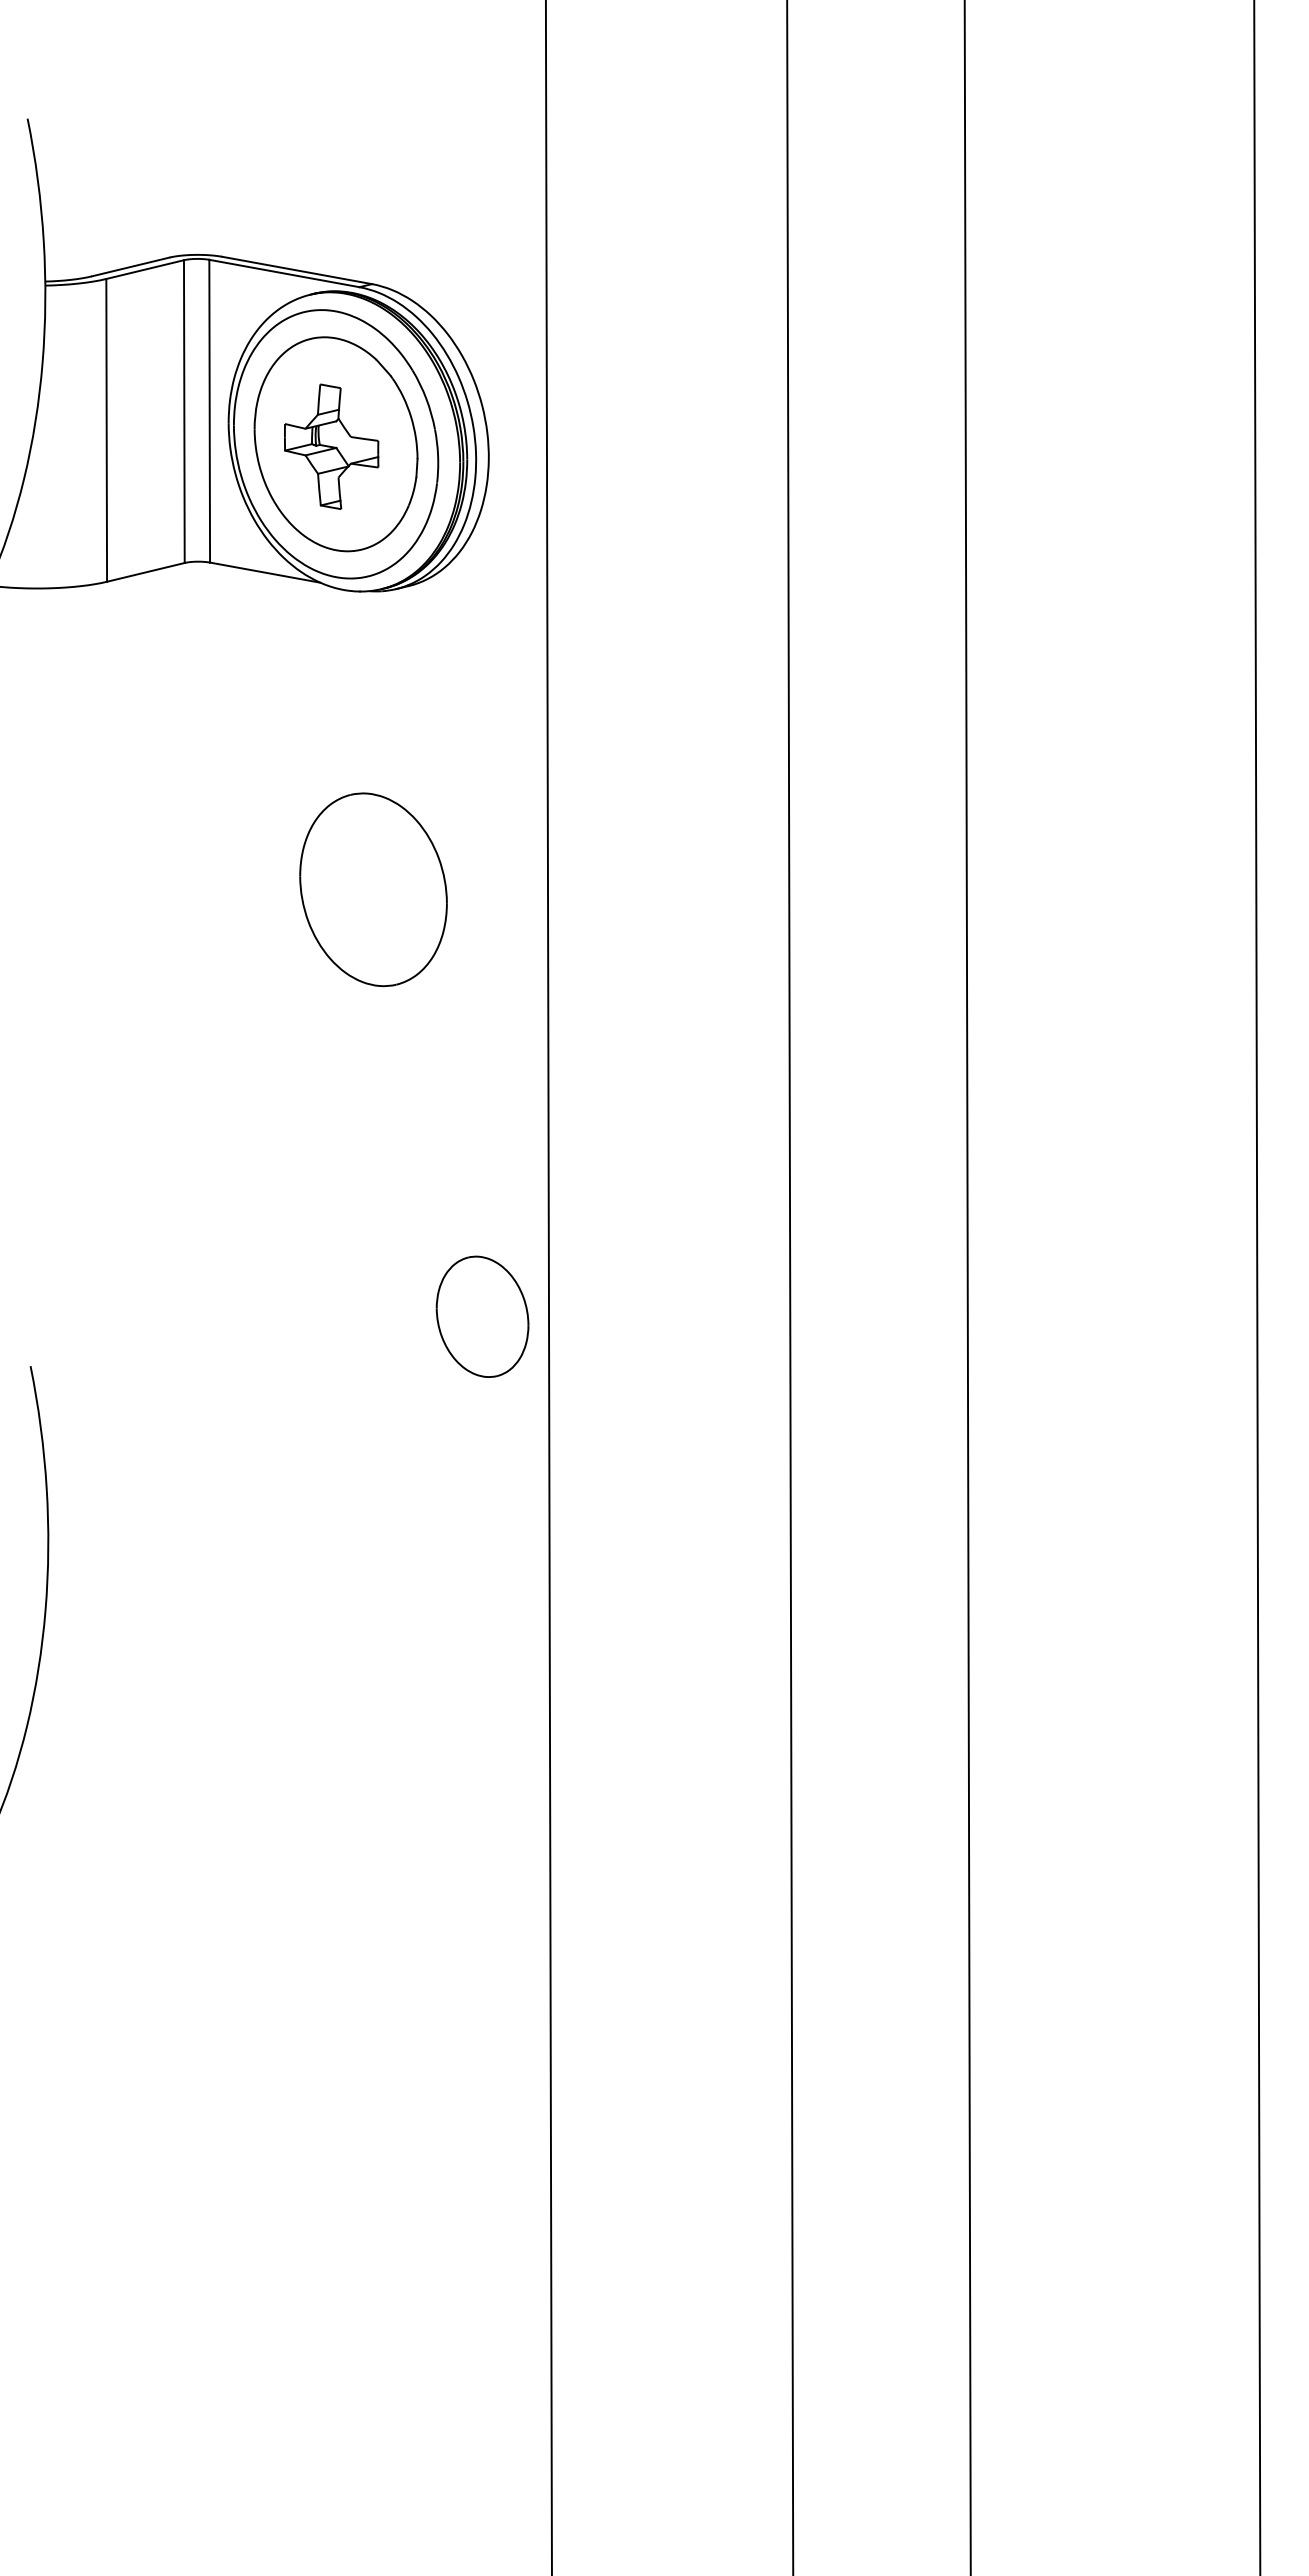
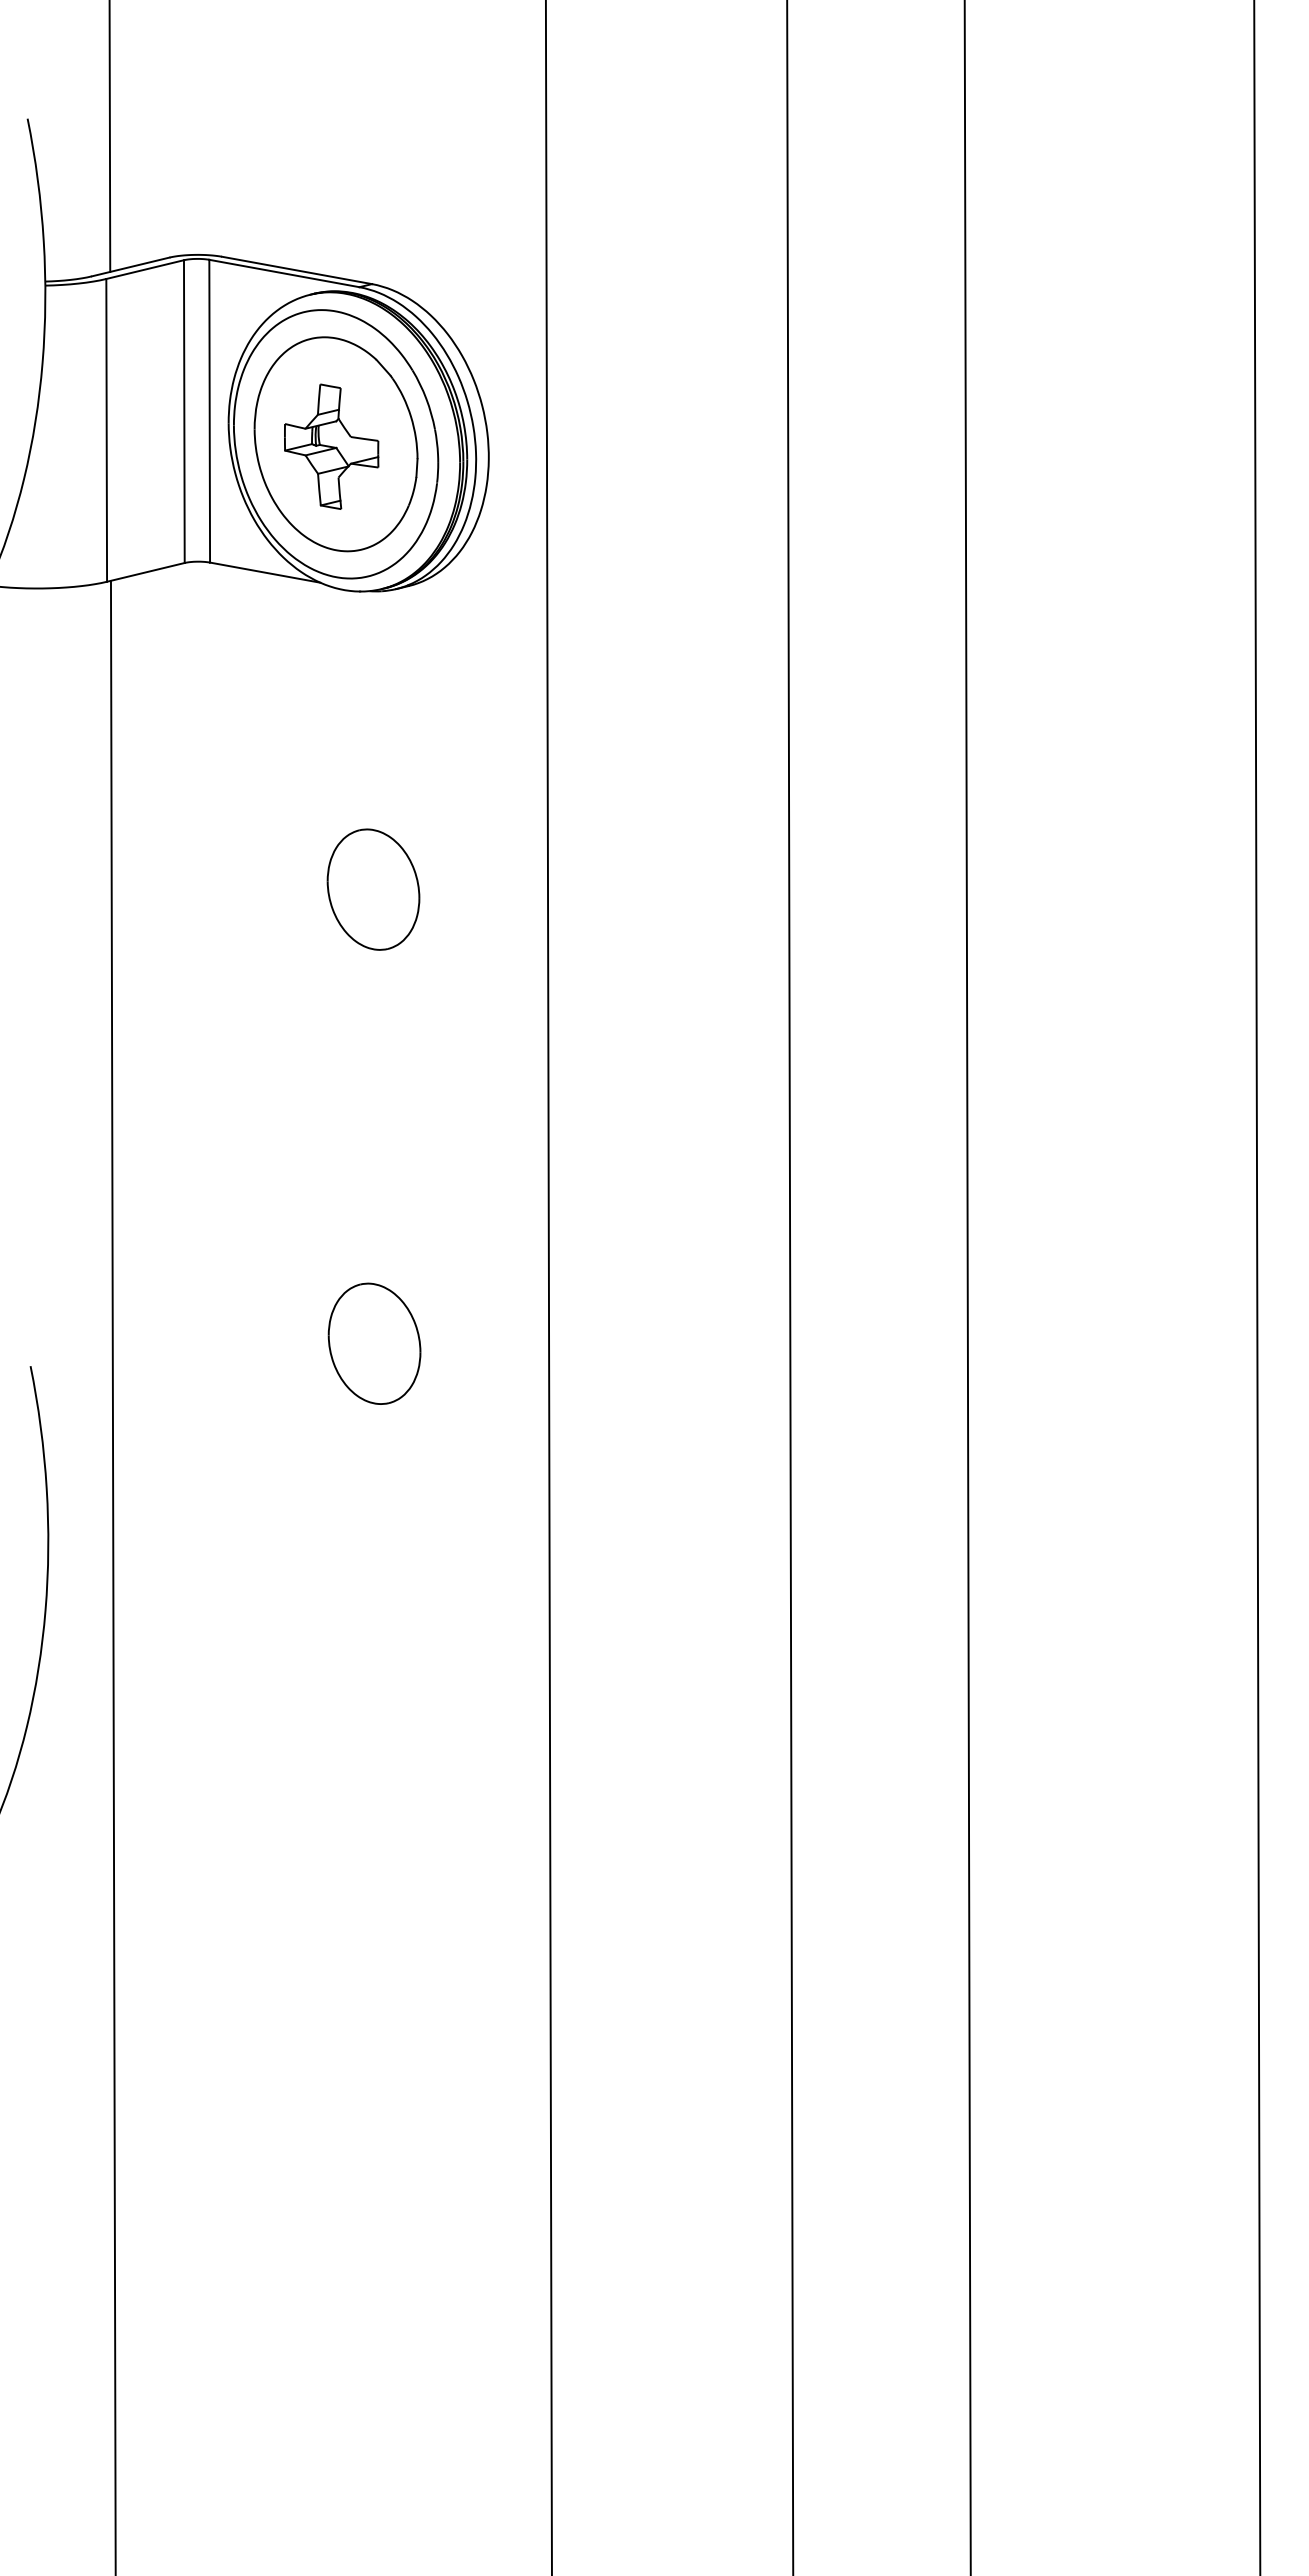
line: none -> present (109, 136)
part size: 149x196 px -> 95x123 px (373, 889)
part position: (482, 1316) -> (374, 1343) (374, 1343)
line: none -> present (112, 1576)
